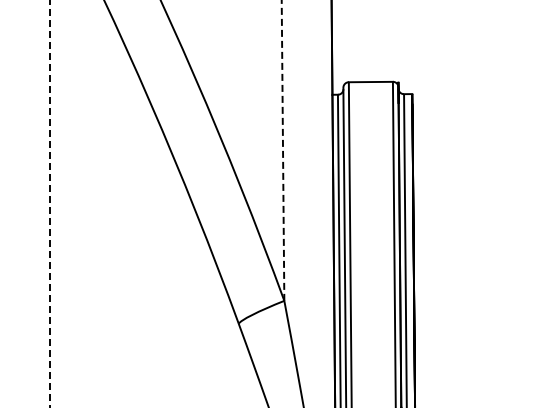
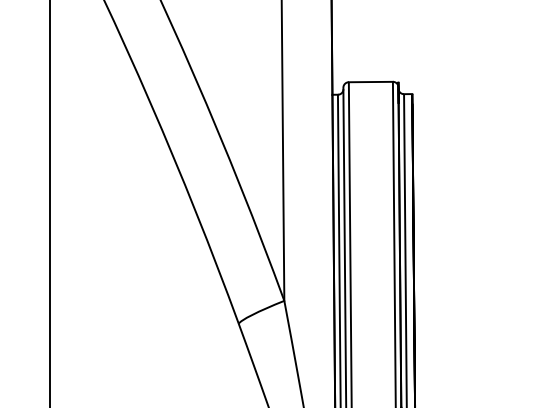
line: dashed -> solid (283, 150)
line: dashed -> solid (49, 204)
